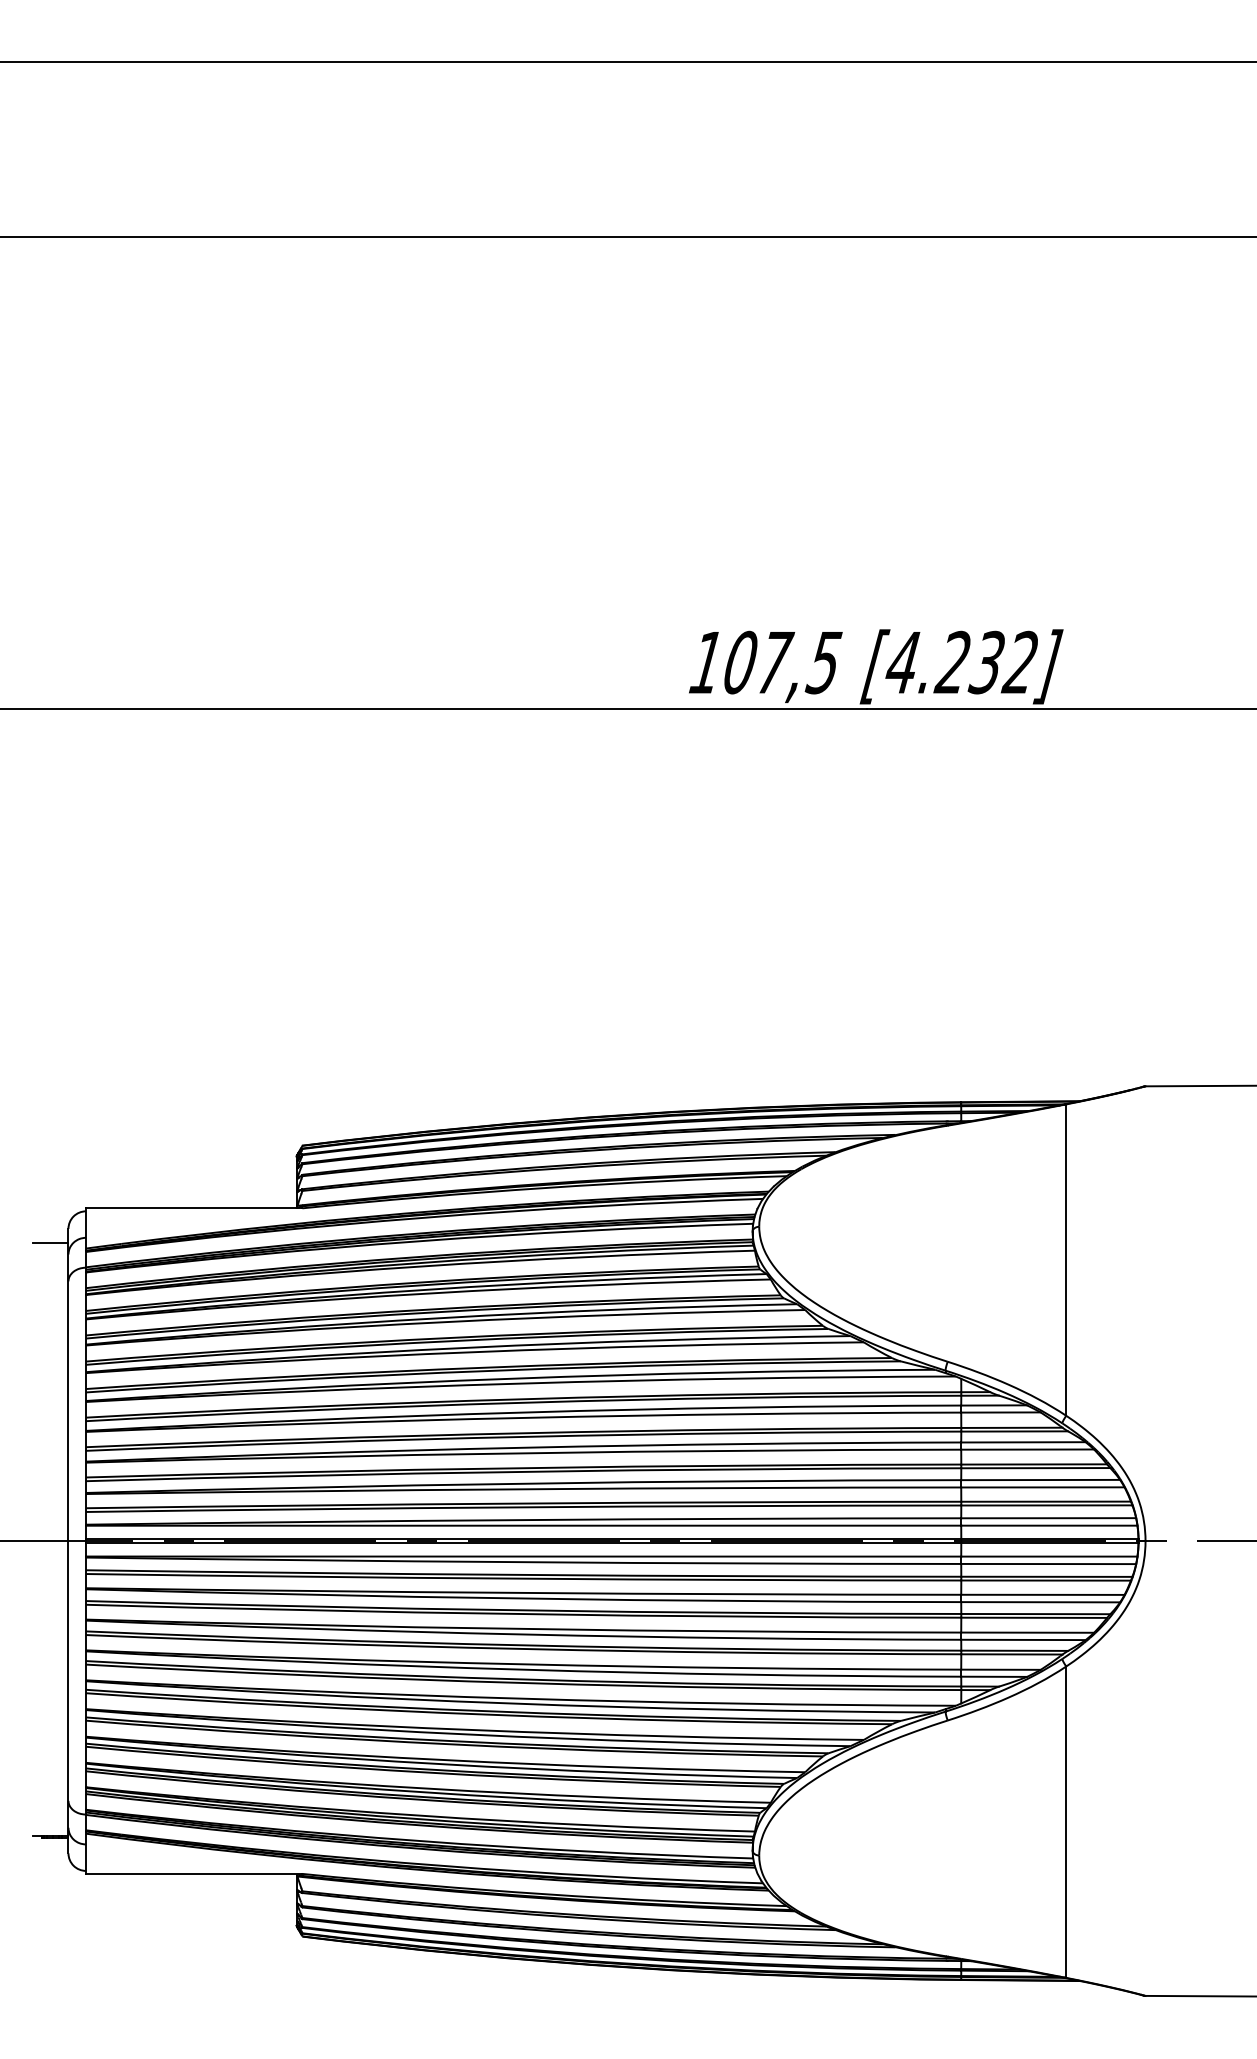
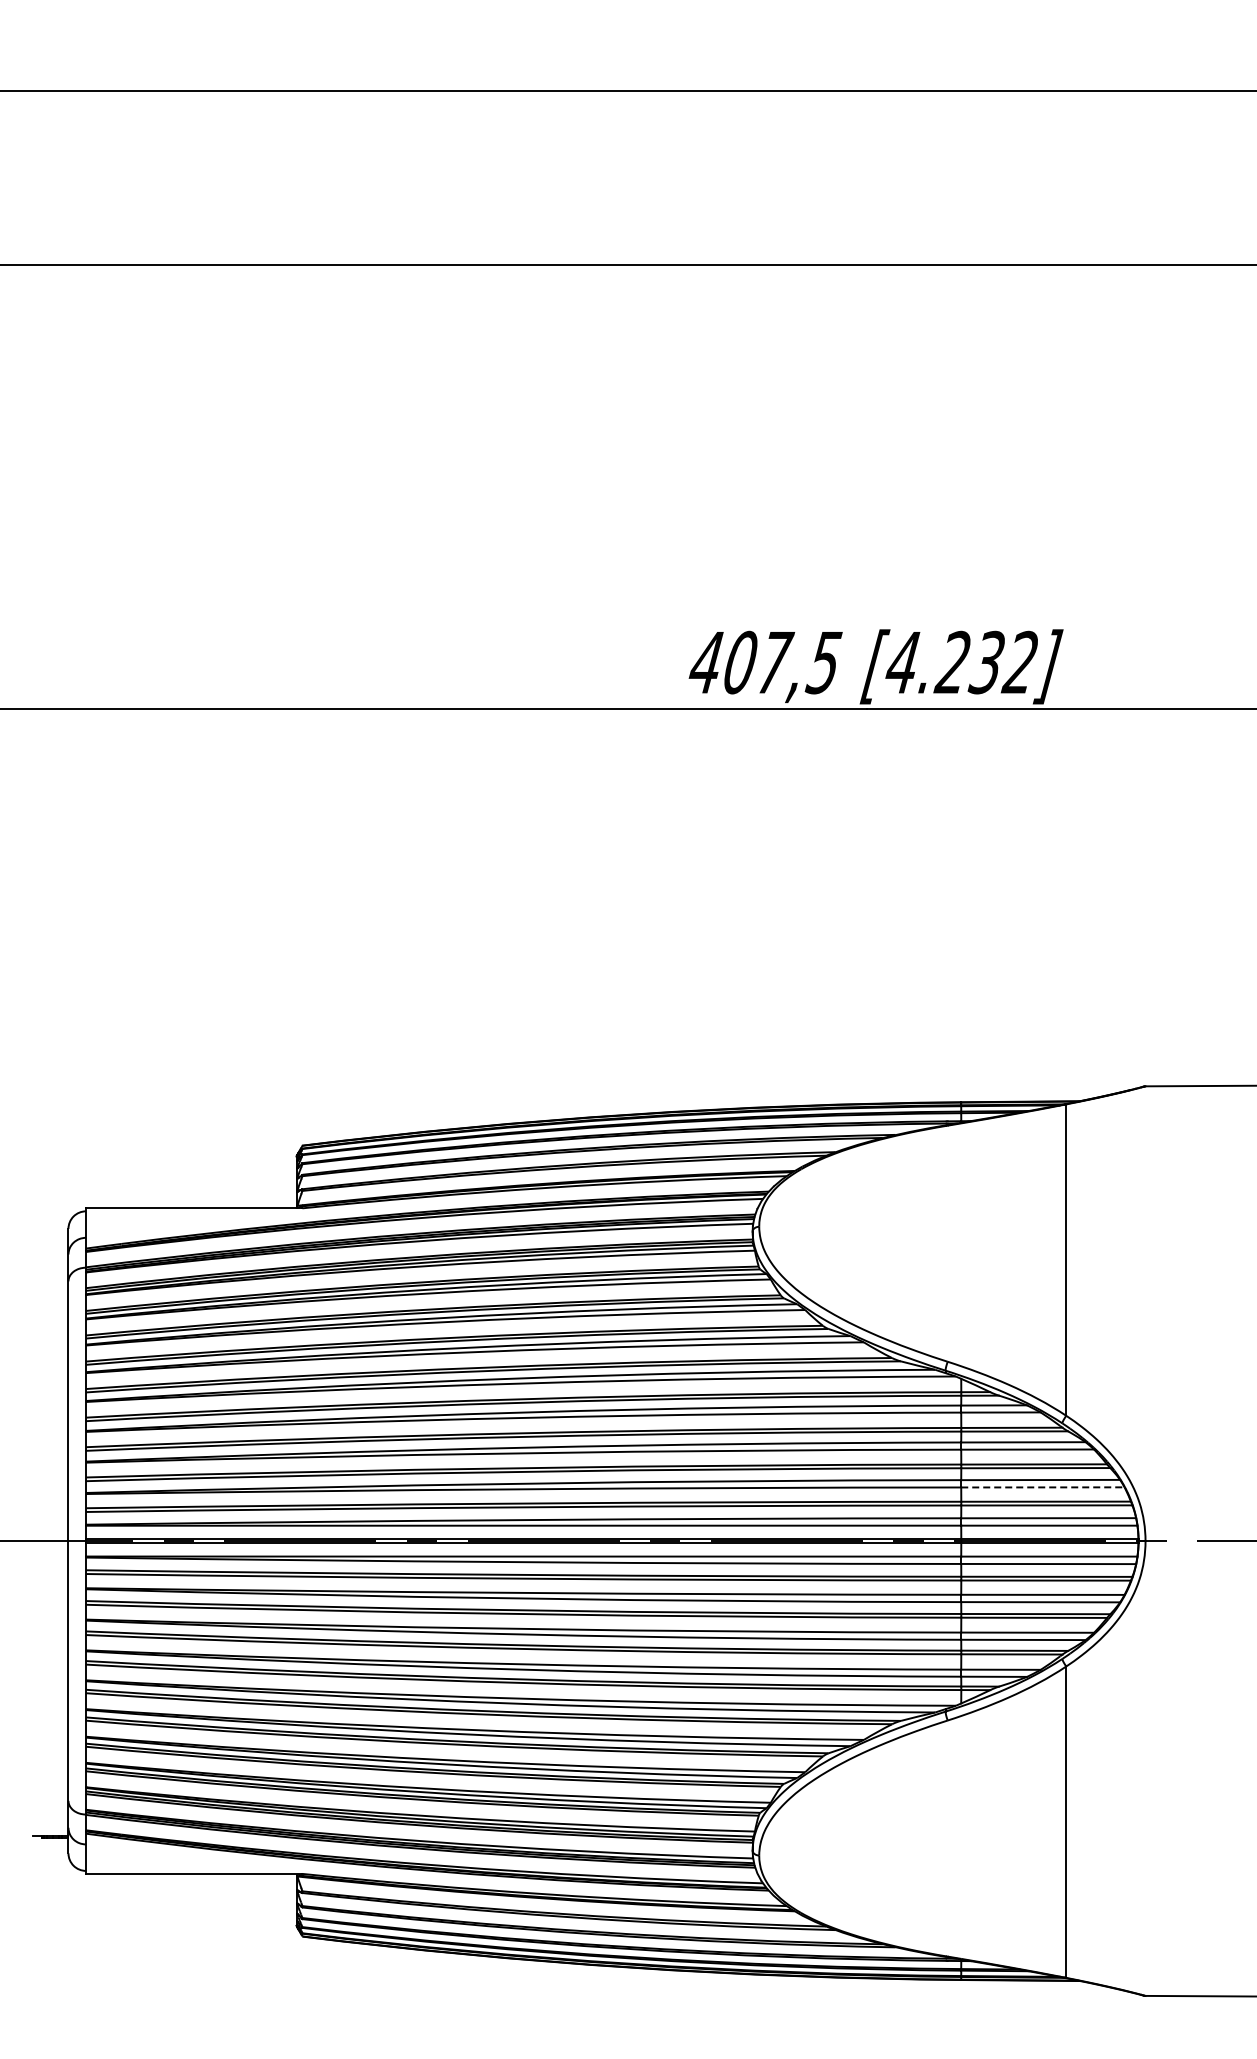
line position: (627, 61) -> (627, 90) (627, 90)
line position: (627, 237) -> (627, 265) (627, 265)
text: 107,5 -> 407,5 (705, 662)
line: present -> none (50, 1242)
line: solid -> dashed (1042, 1487)
